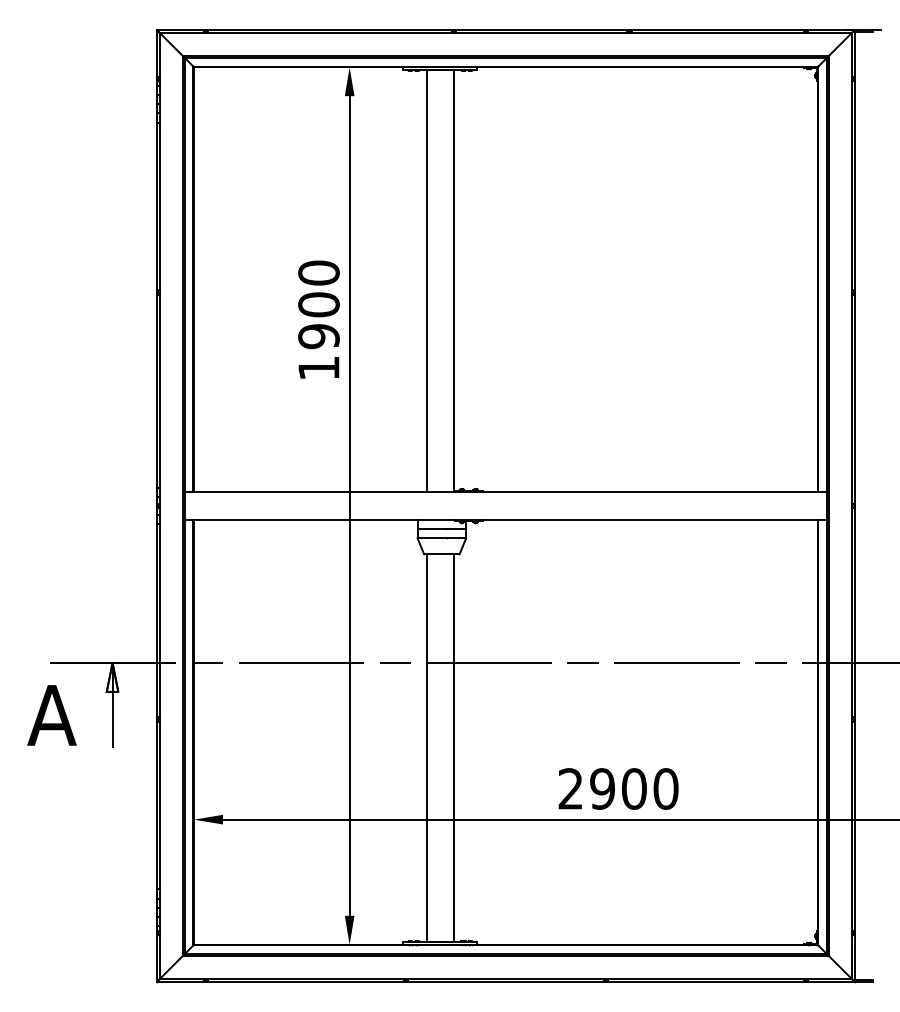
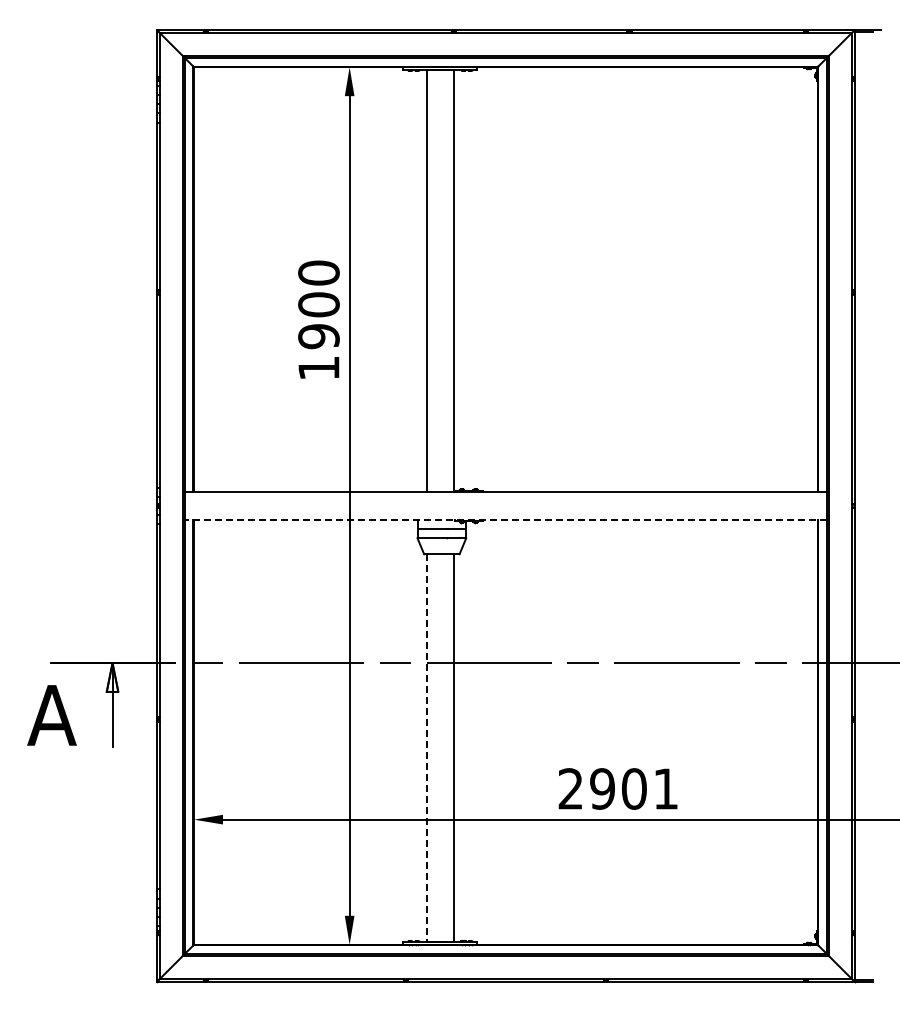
line: solid -> dashed (505, 519)
line: solid -> dashed (426, 748)
text: 2900 -> 2901 (665, 788)
